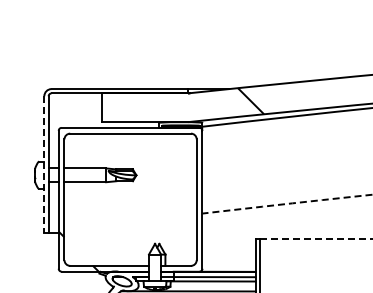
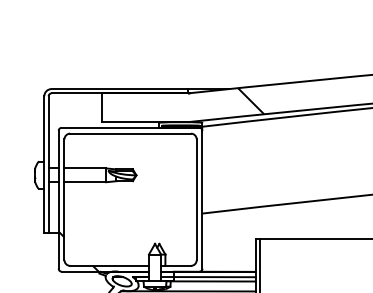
line: dashed -> solid (44, 165)
arc: dashed -> solid (287, 203)
line: dashed -> solid (316, 238)
